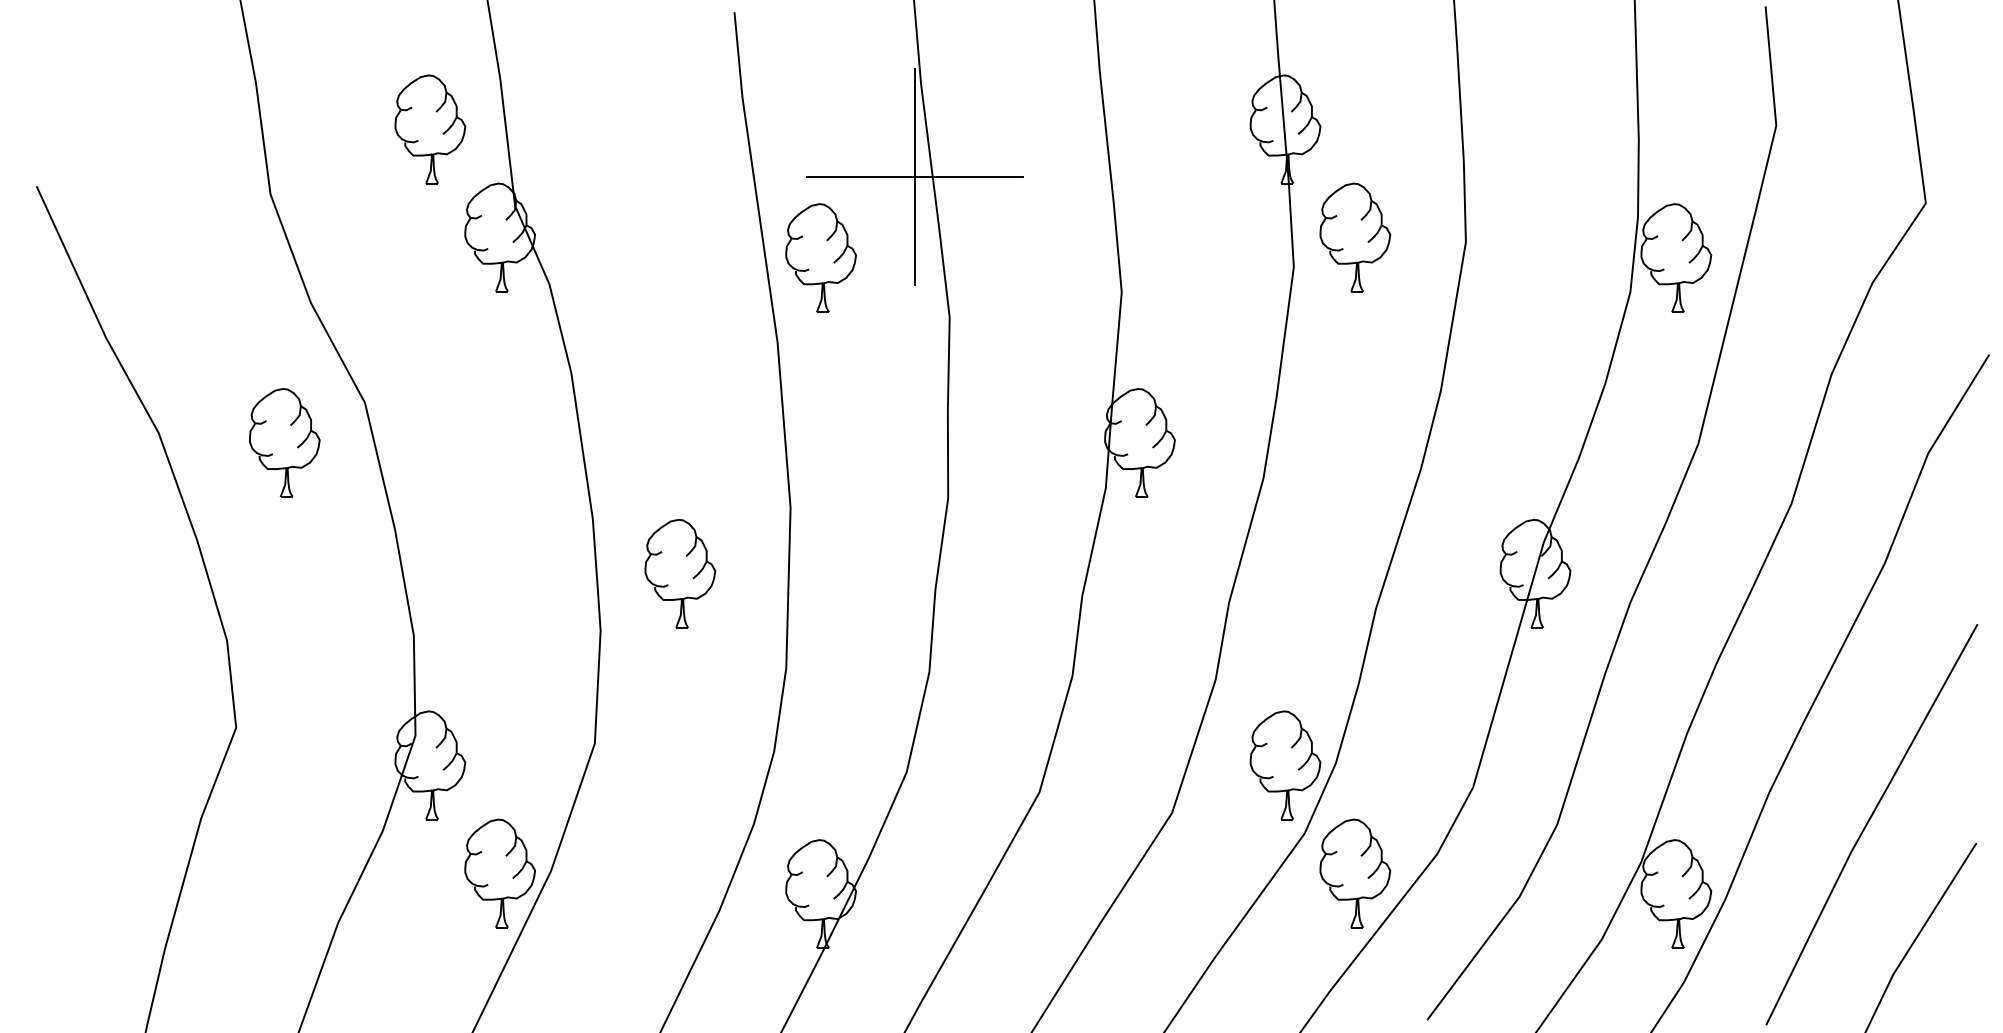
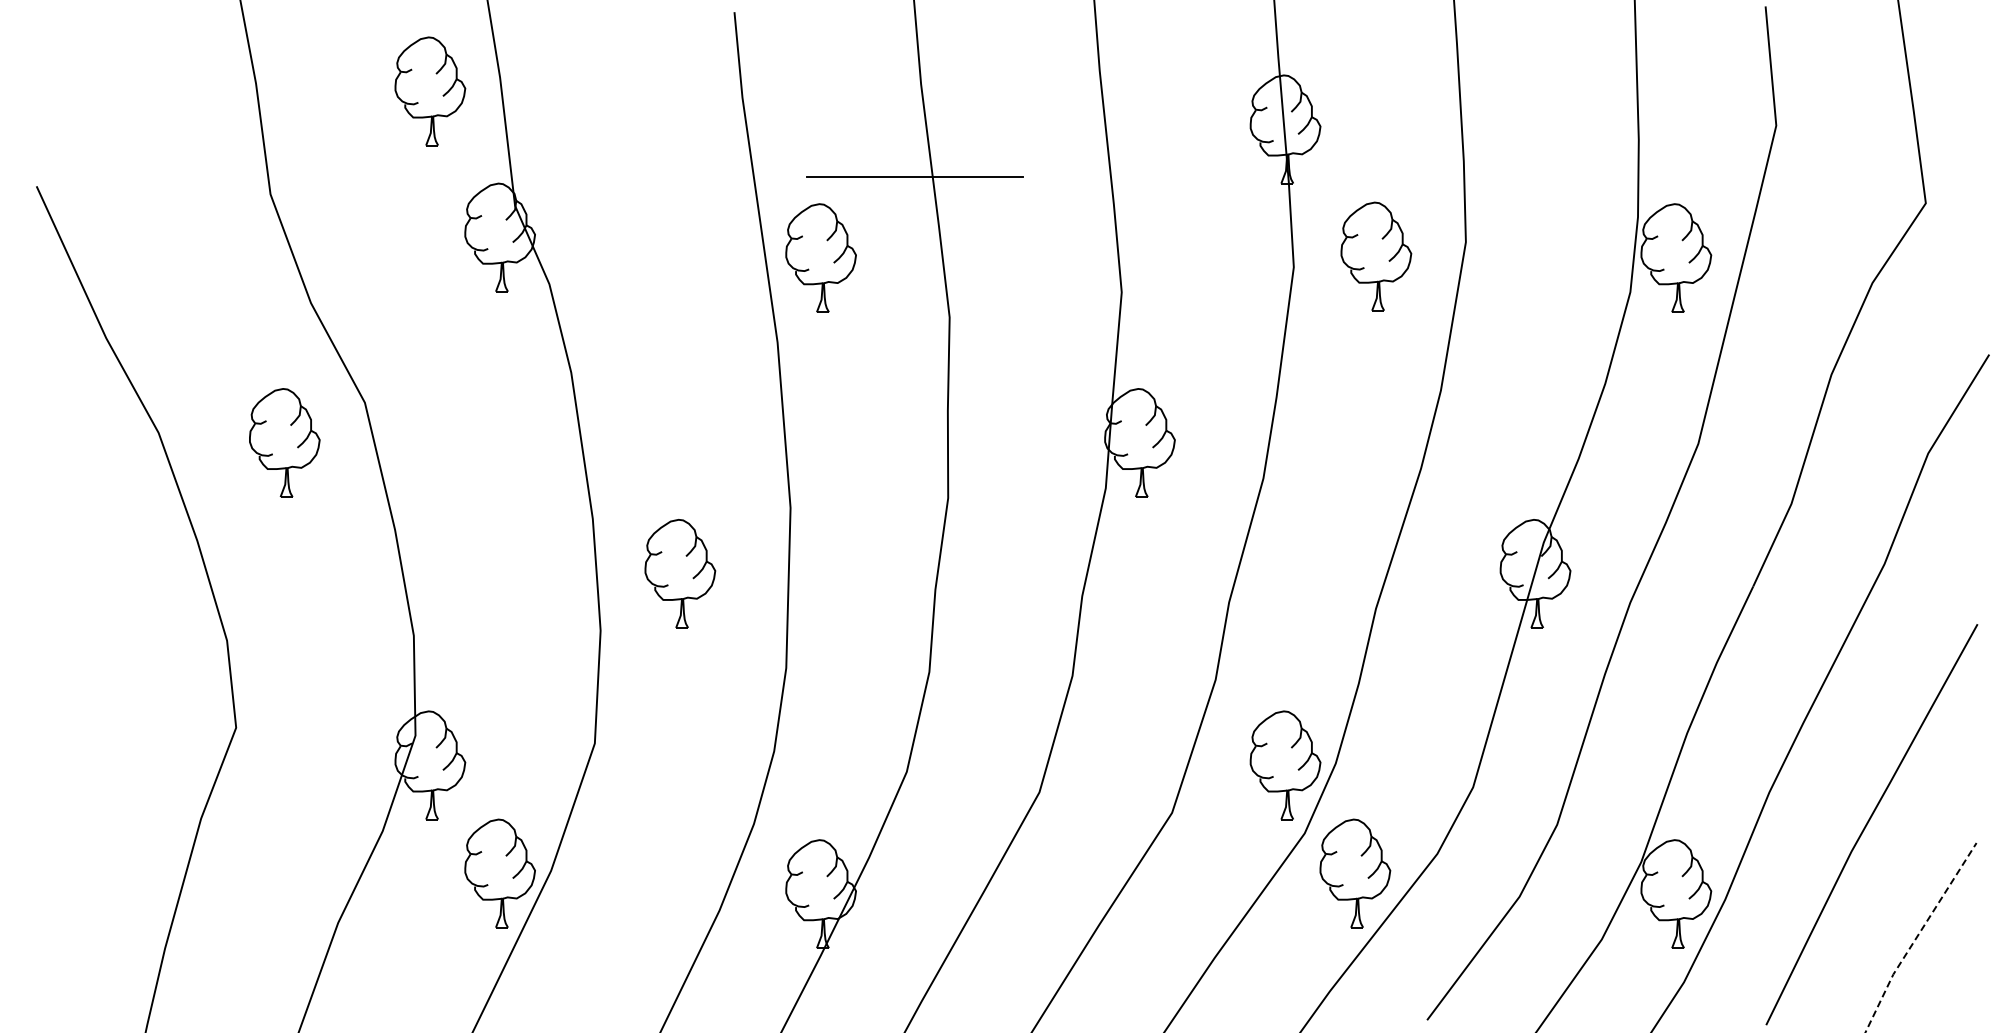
part position: (430, 129) -> (430, 91) (430, 91)
line: present -> none (914, 177)
part position: (1355, 237) -> (1376, 256) (1376, 256)
line: solid -> dashed (1917, 936)
